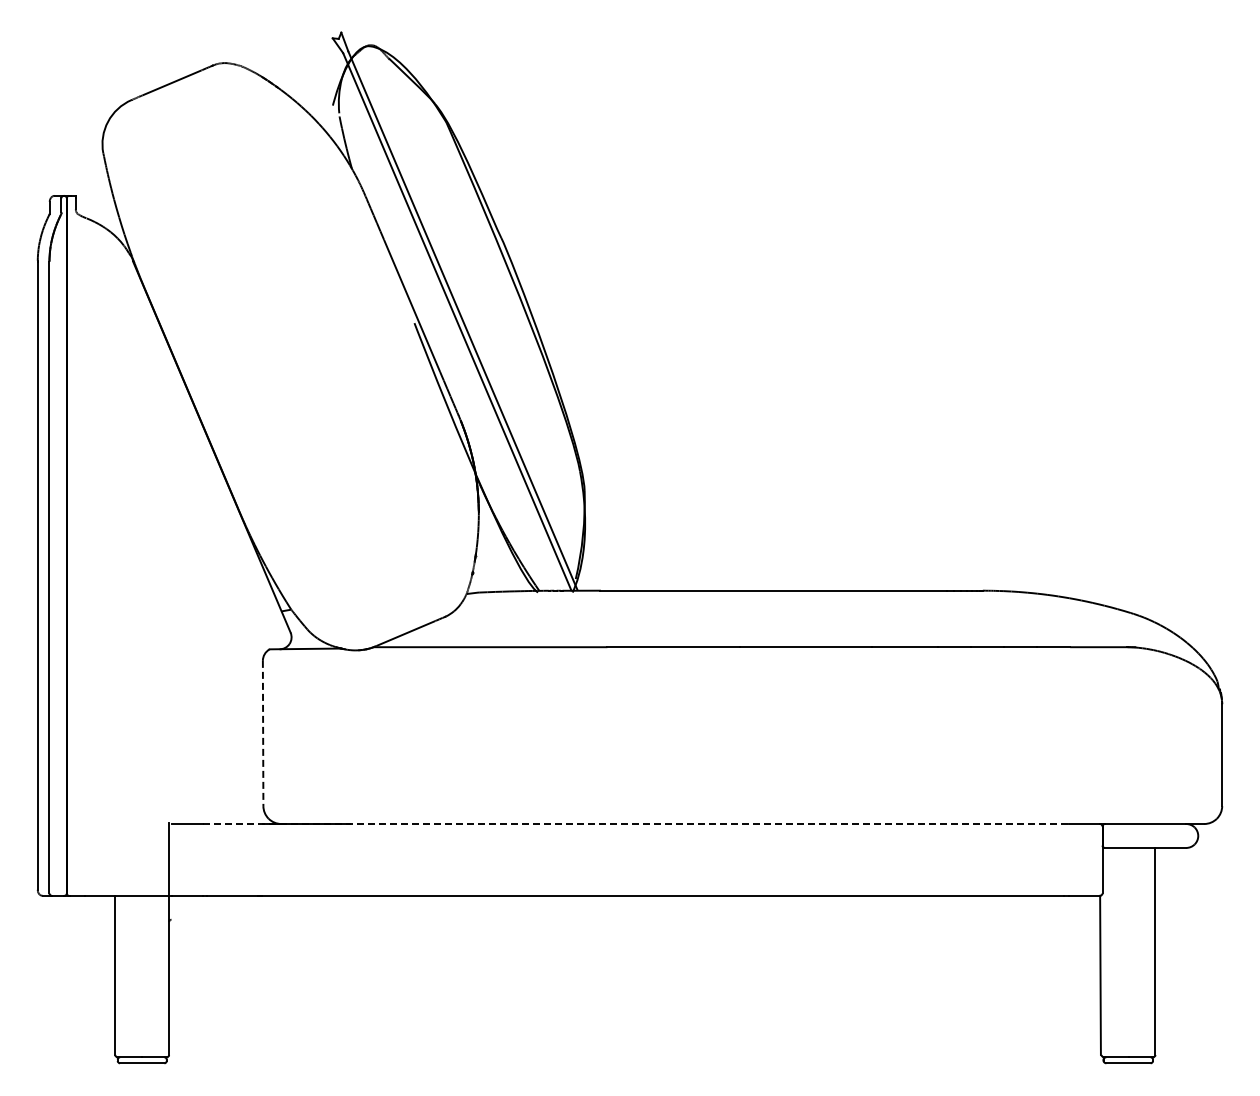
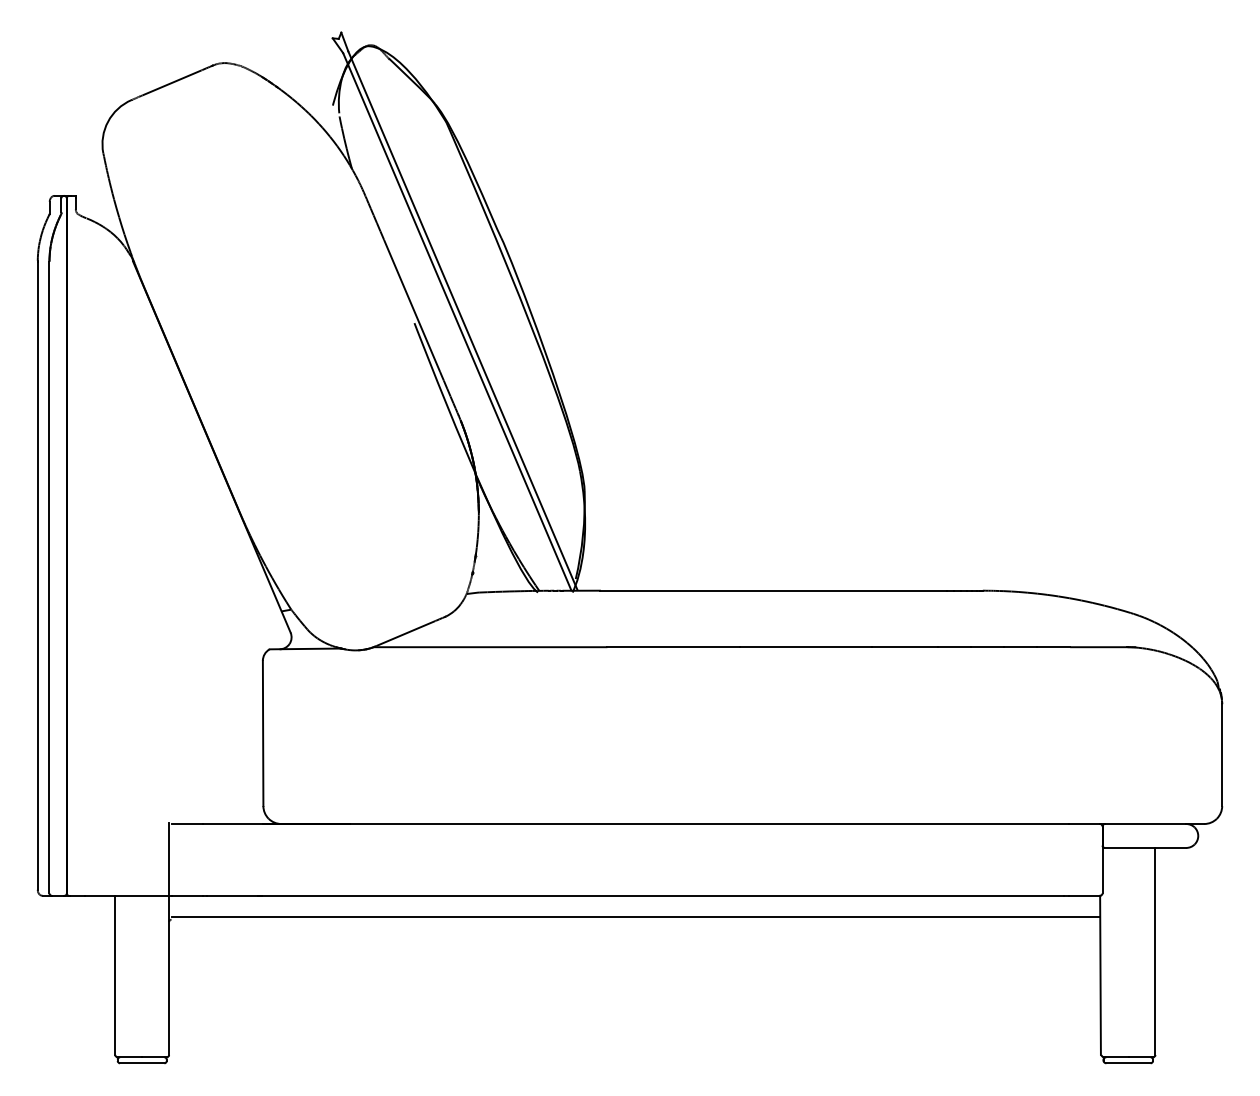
line: dashed -> solid (263, 733)
line: dashed -> solid (636, 824)
line: none -> present (635, 916)
